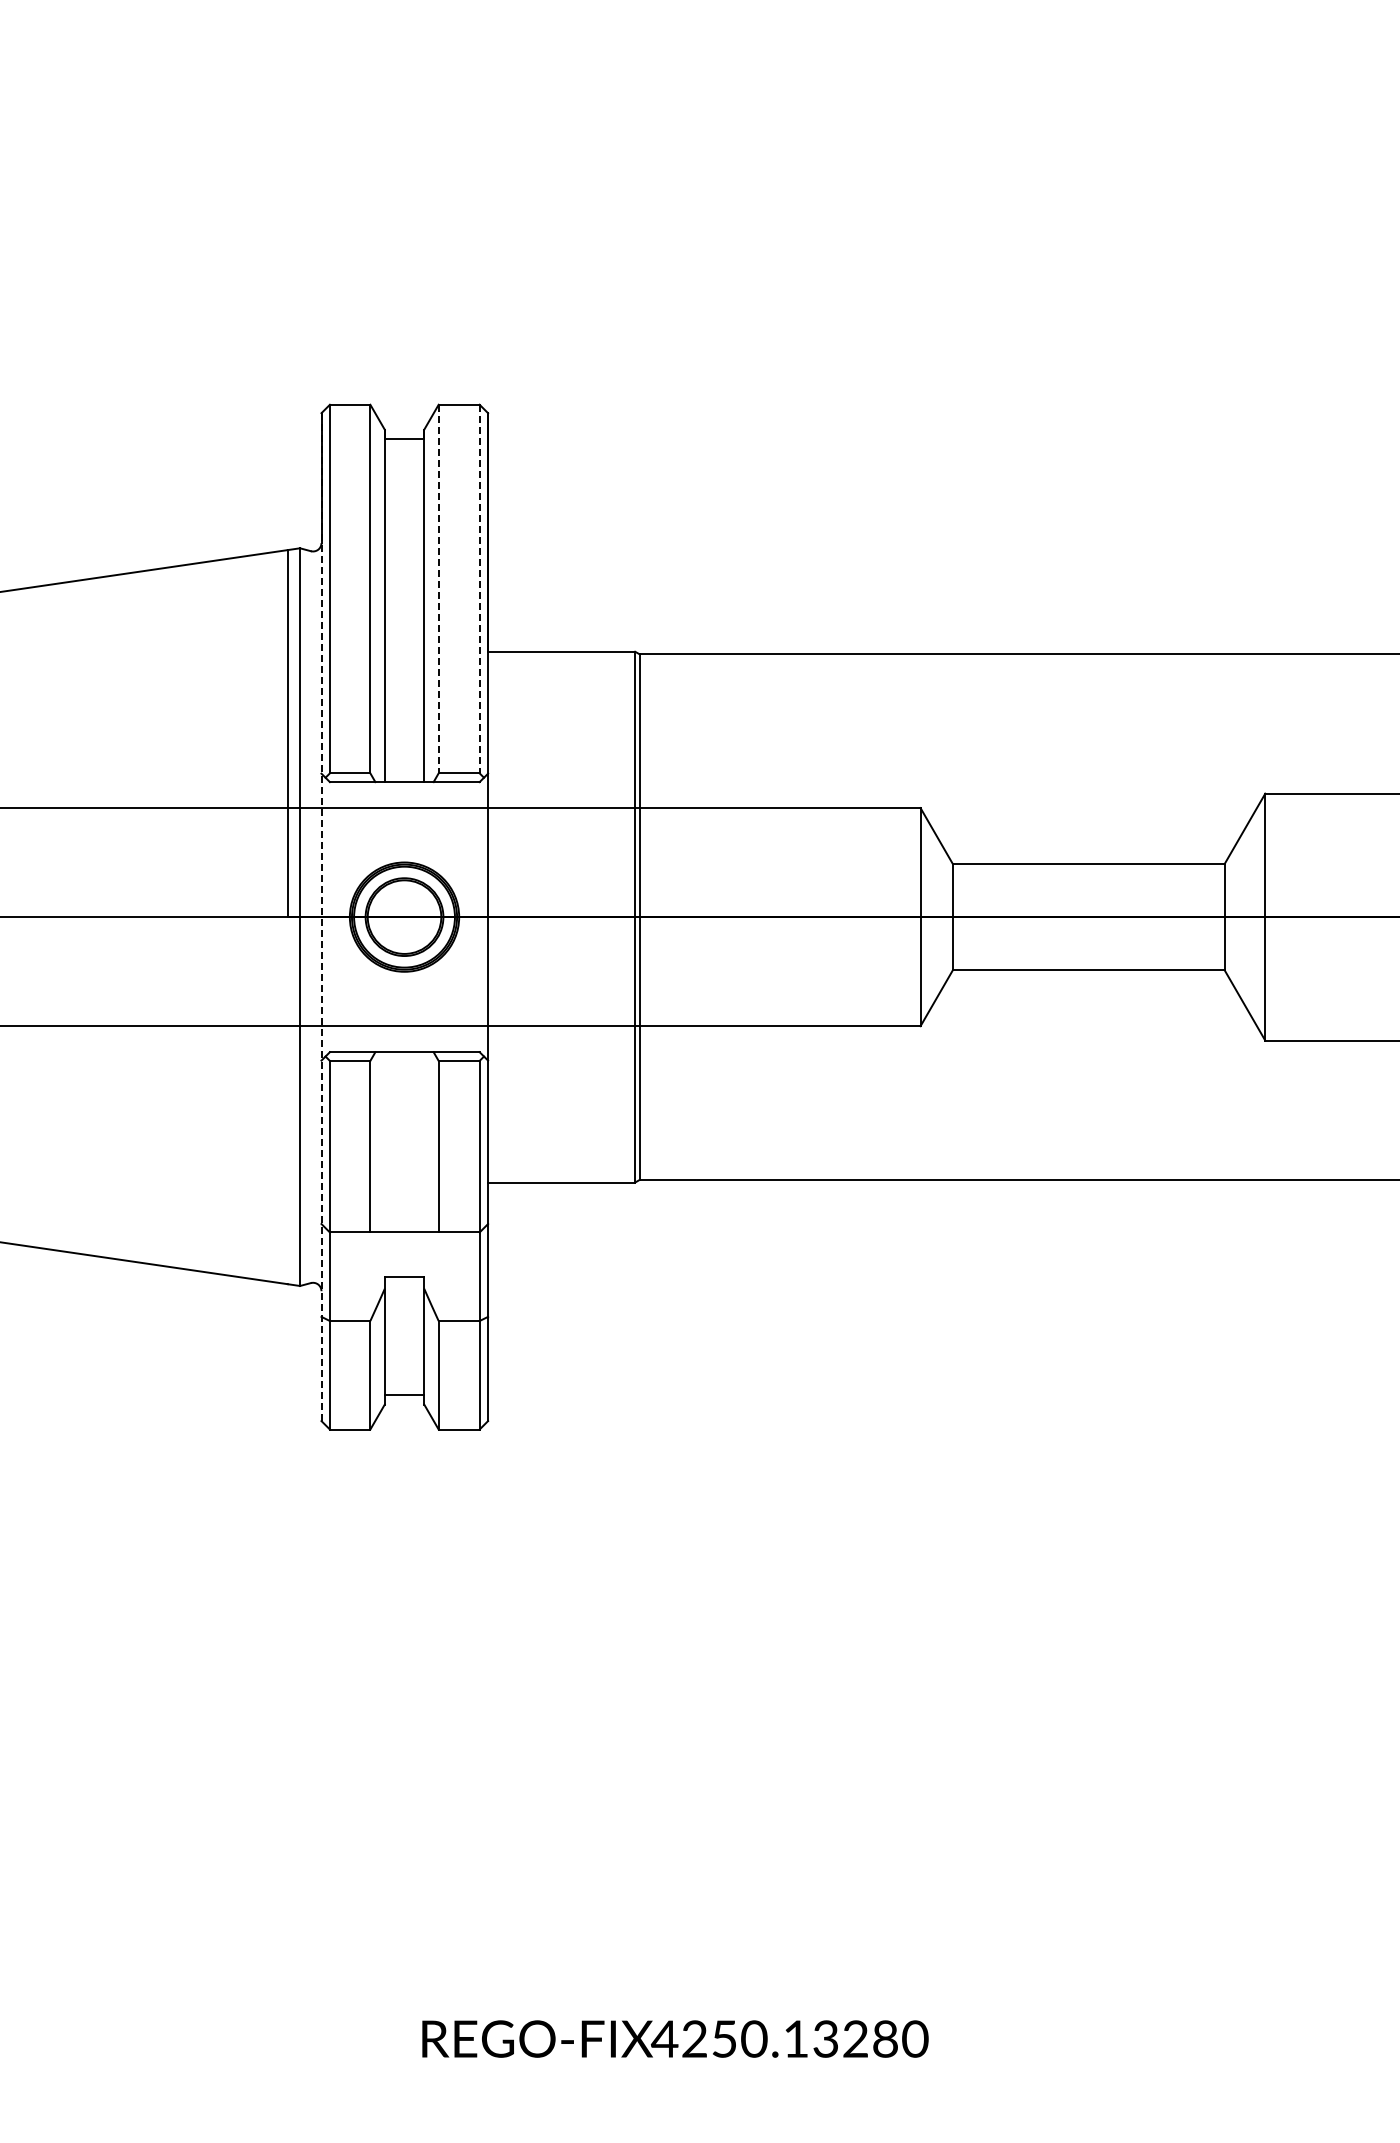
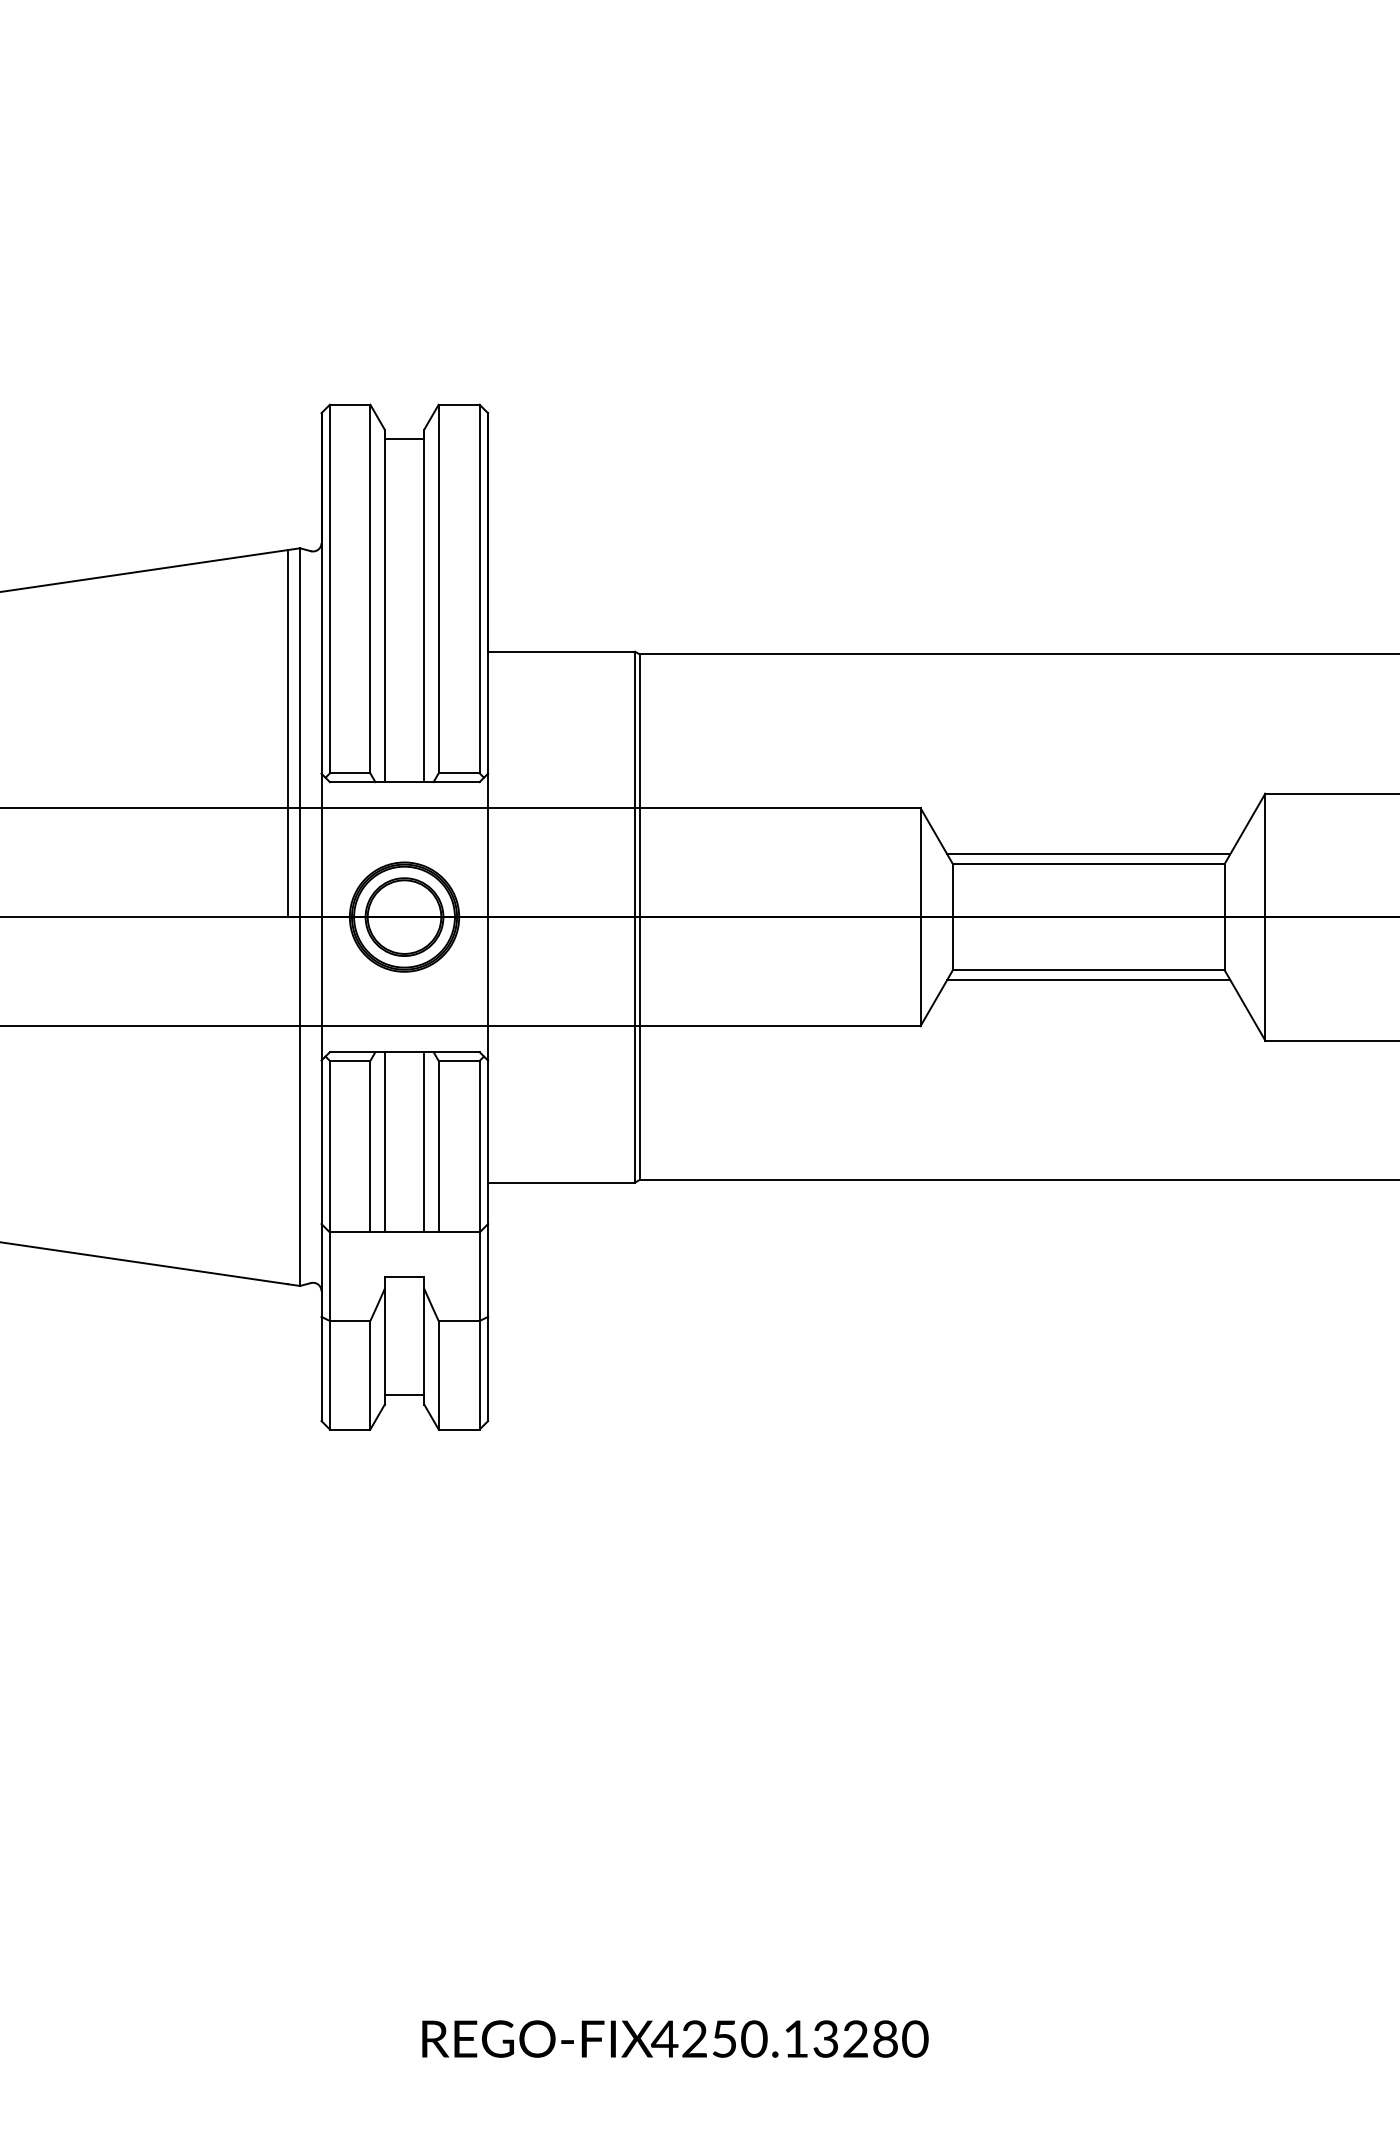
line: dashed -> solid (438, 589)
line: dashed -> solid (479, 589)
line: none -> present (1088, 854)
line: dashed -> solid (321, 917)
line: none -> present (1088, 980)
line: none -> present (384, 1142)
line: none -> present (424, 1142)
